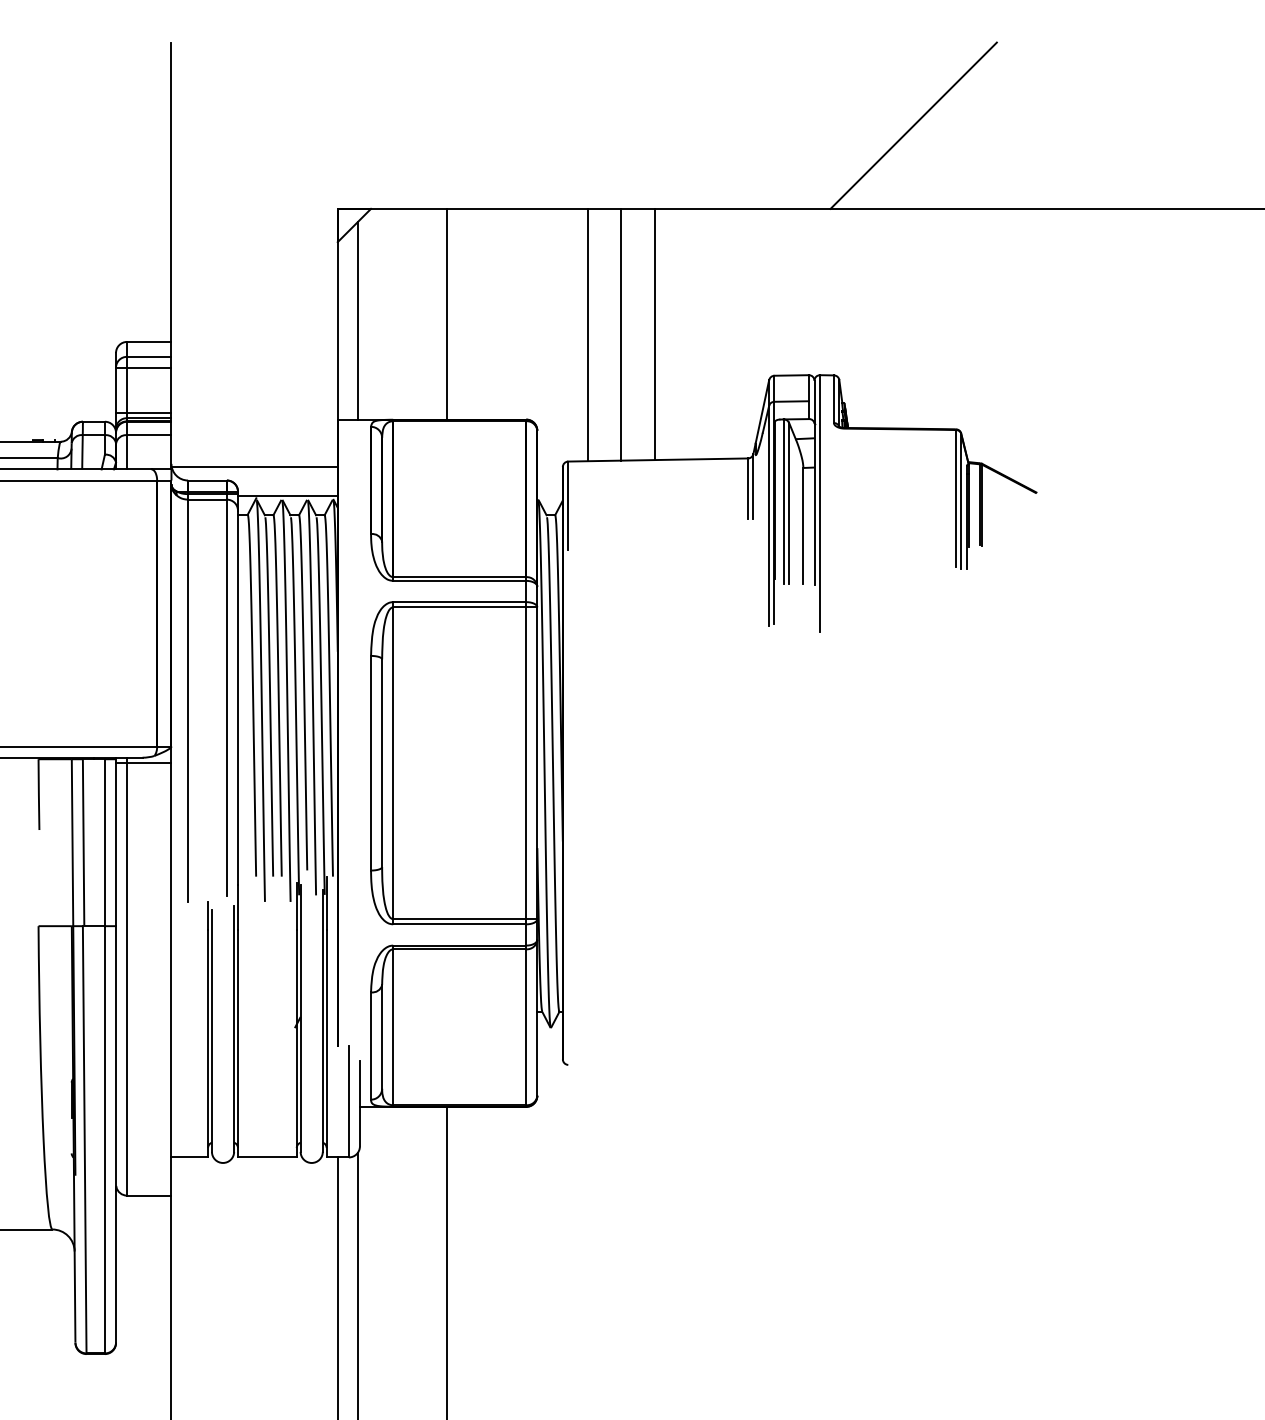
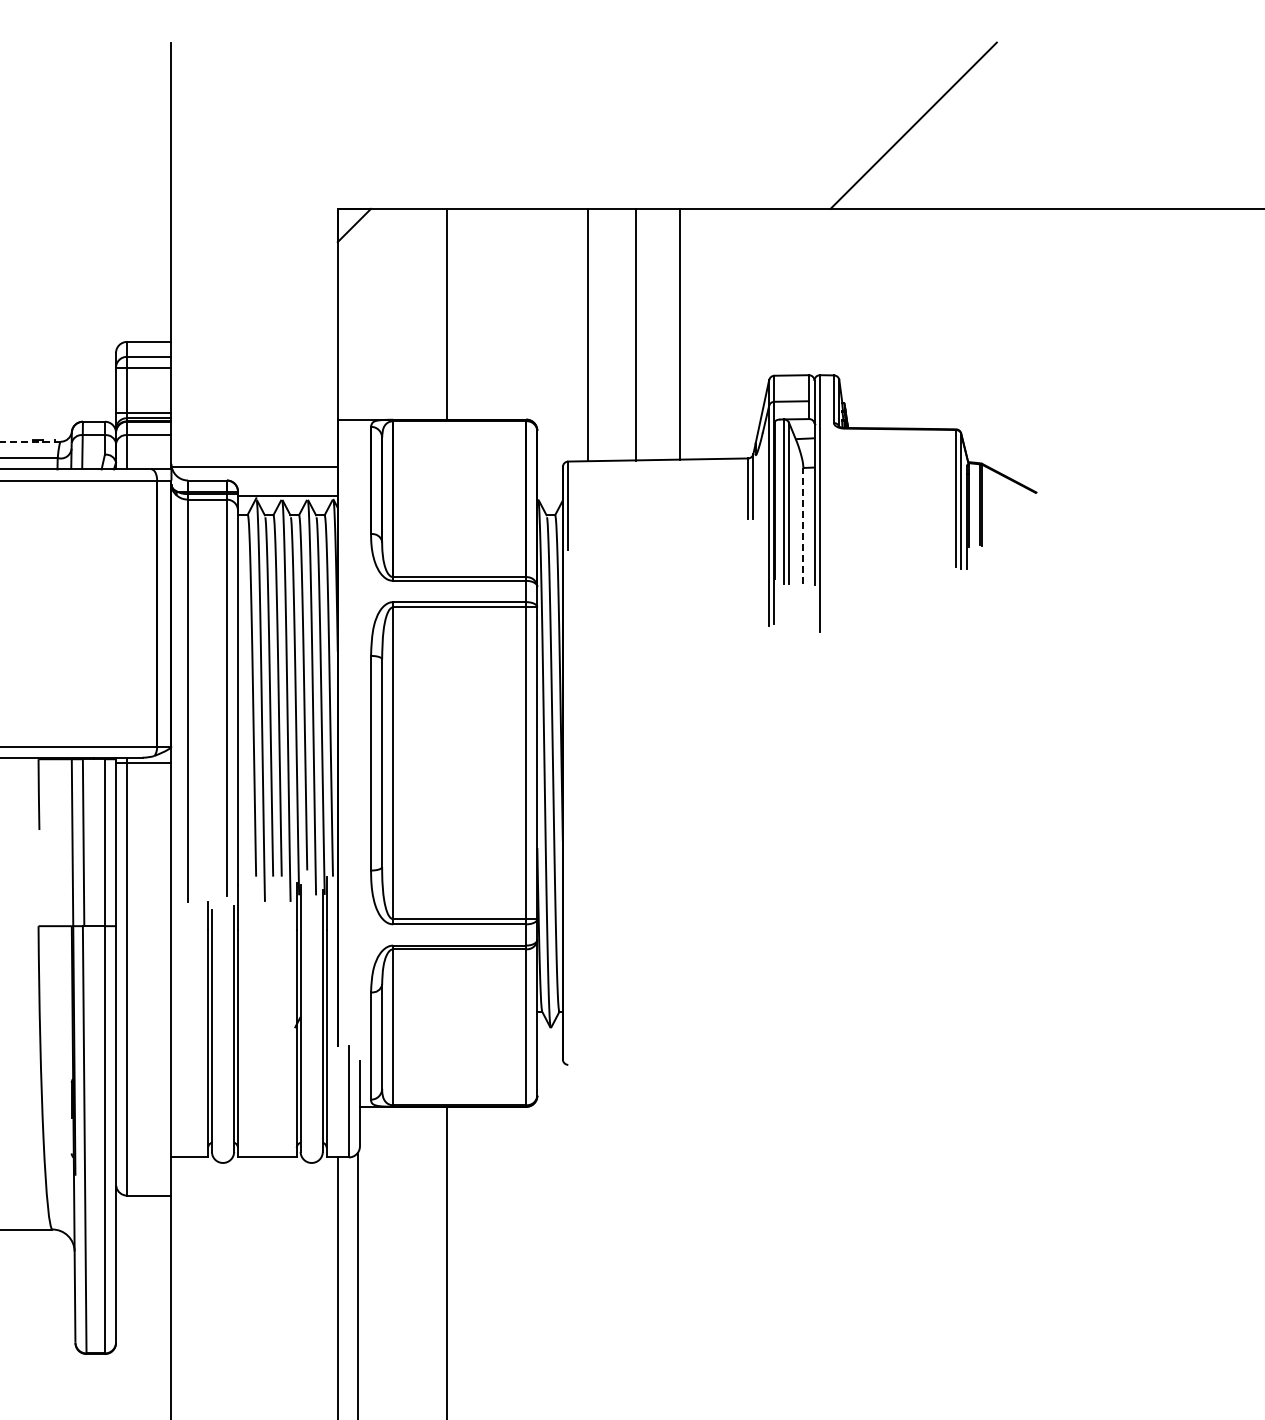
line: present -> none (357, 320)
line position: (621, 334) -> (636, 334) (636, 334)
line position: (654, 334) -> (679, 334) (679, 334)
line: solid -> dashed (30, 441)
line: solid -> dashed (803, 525)
